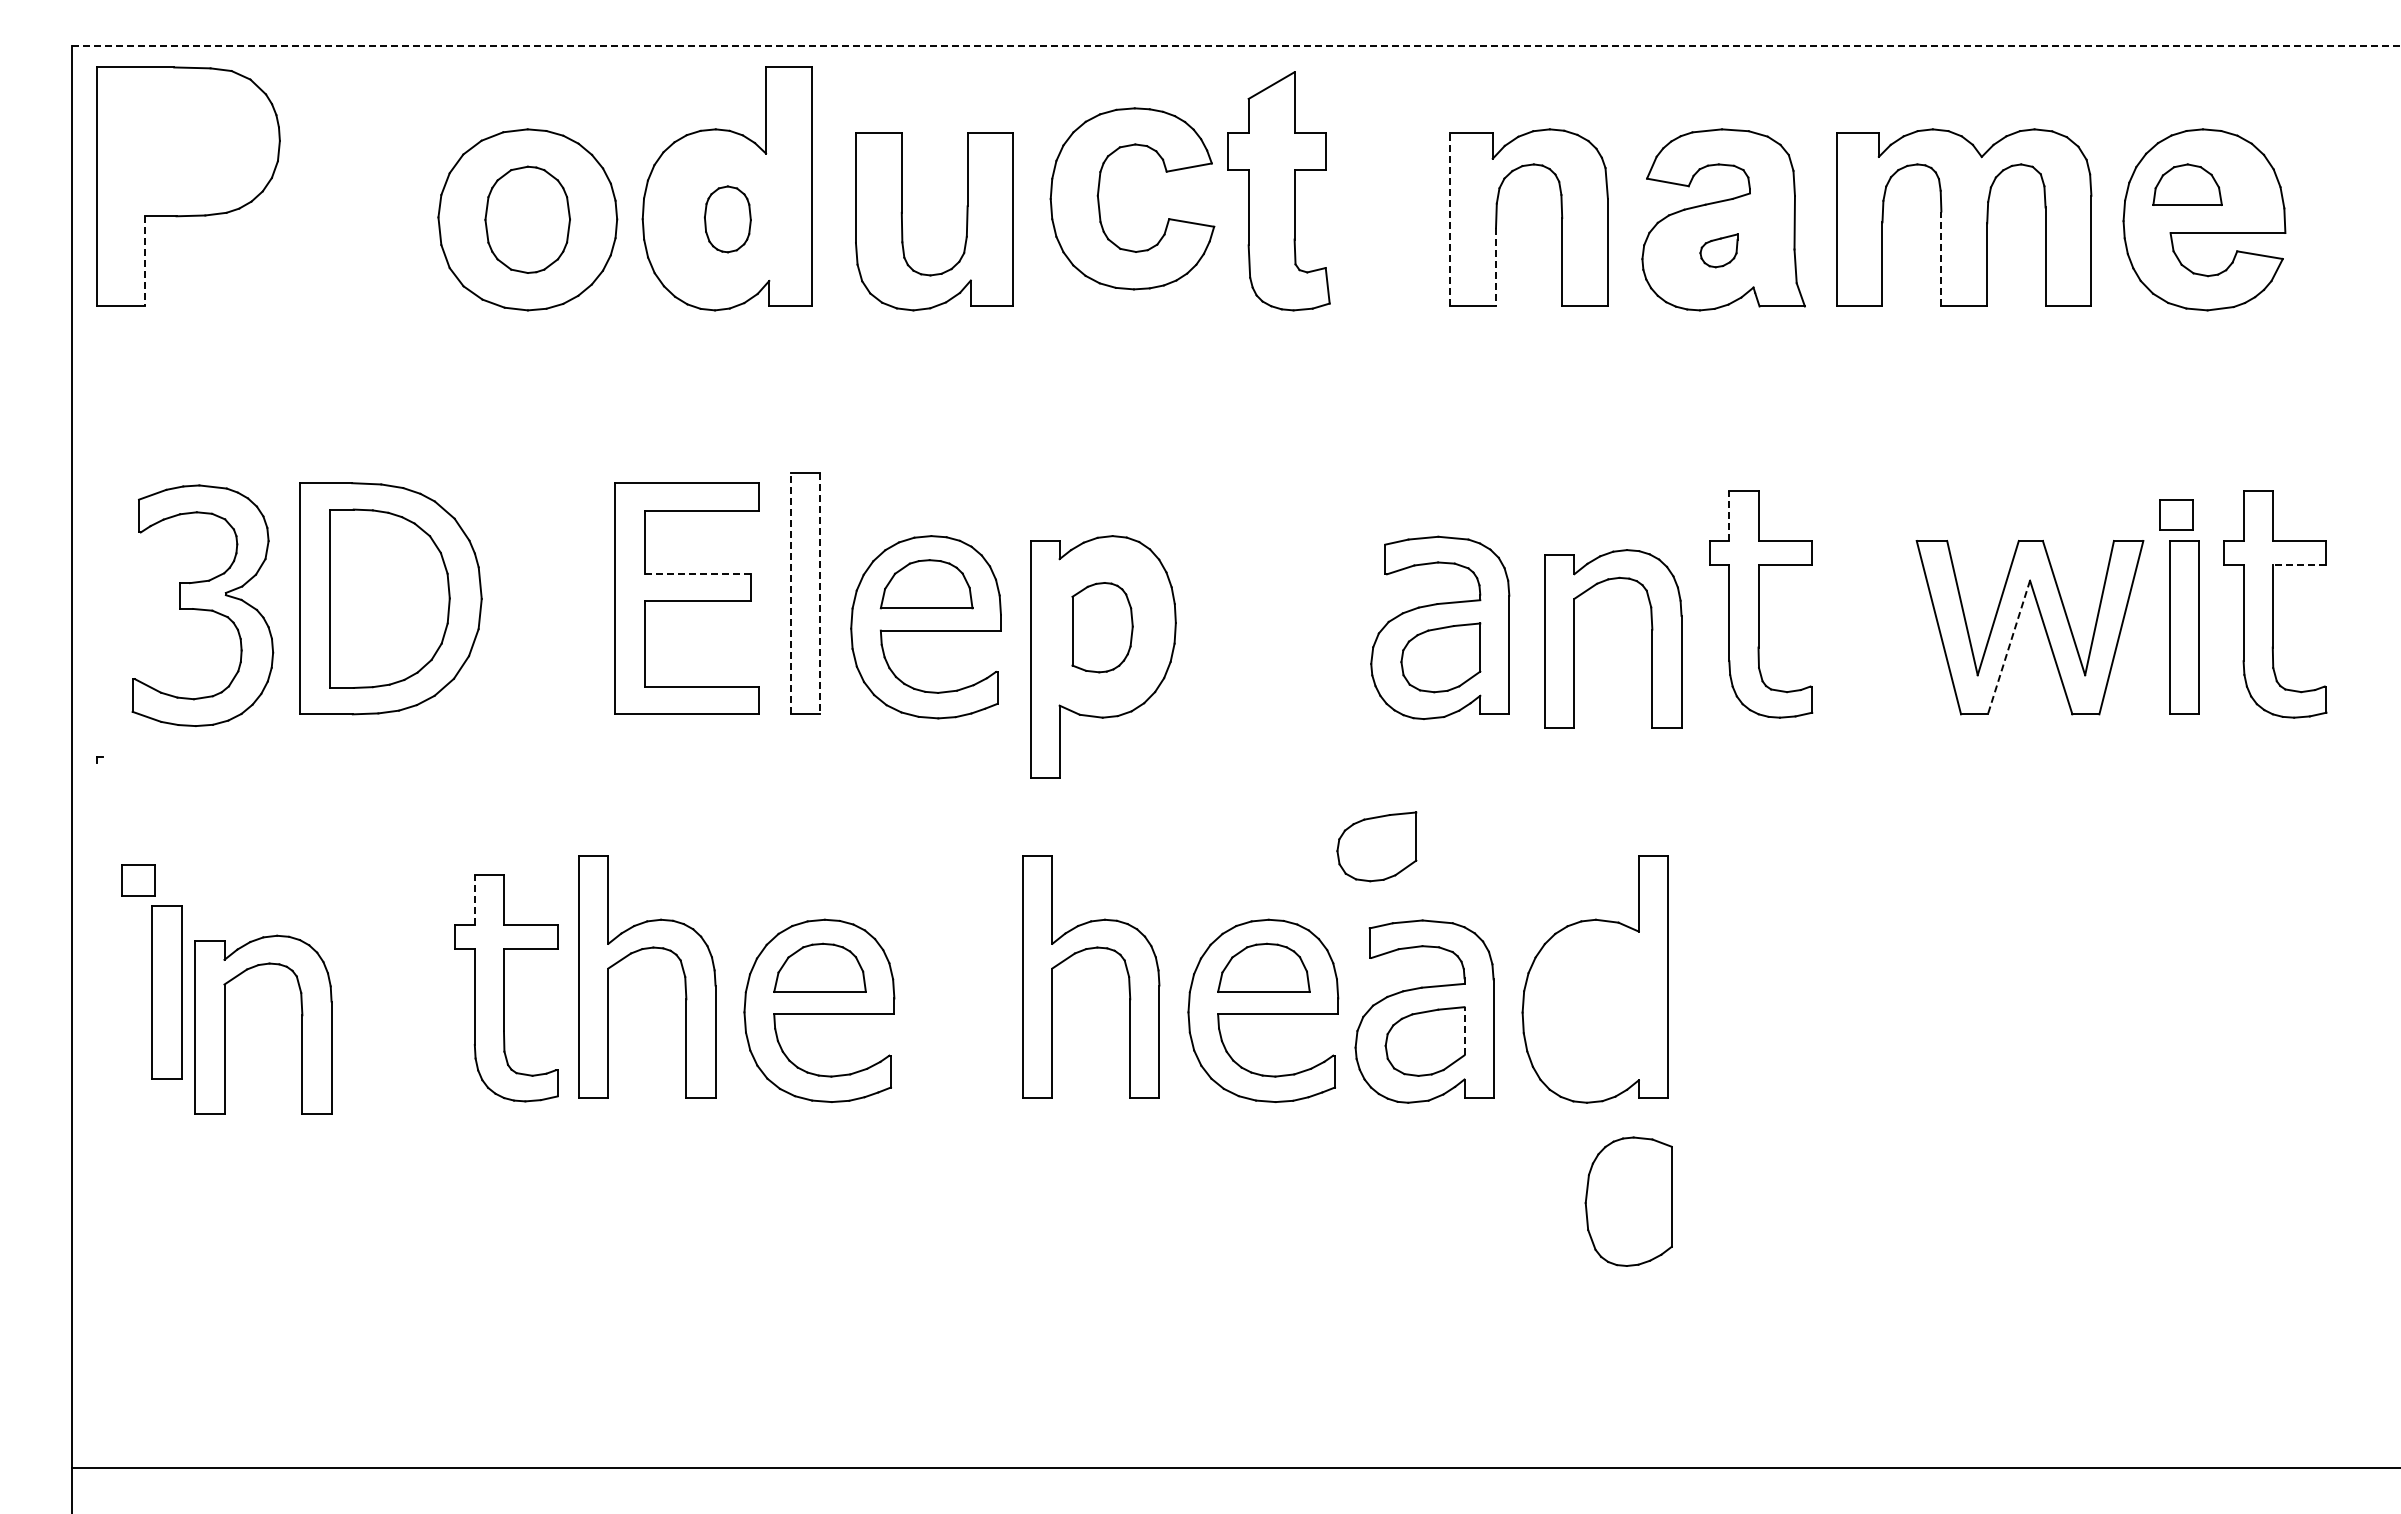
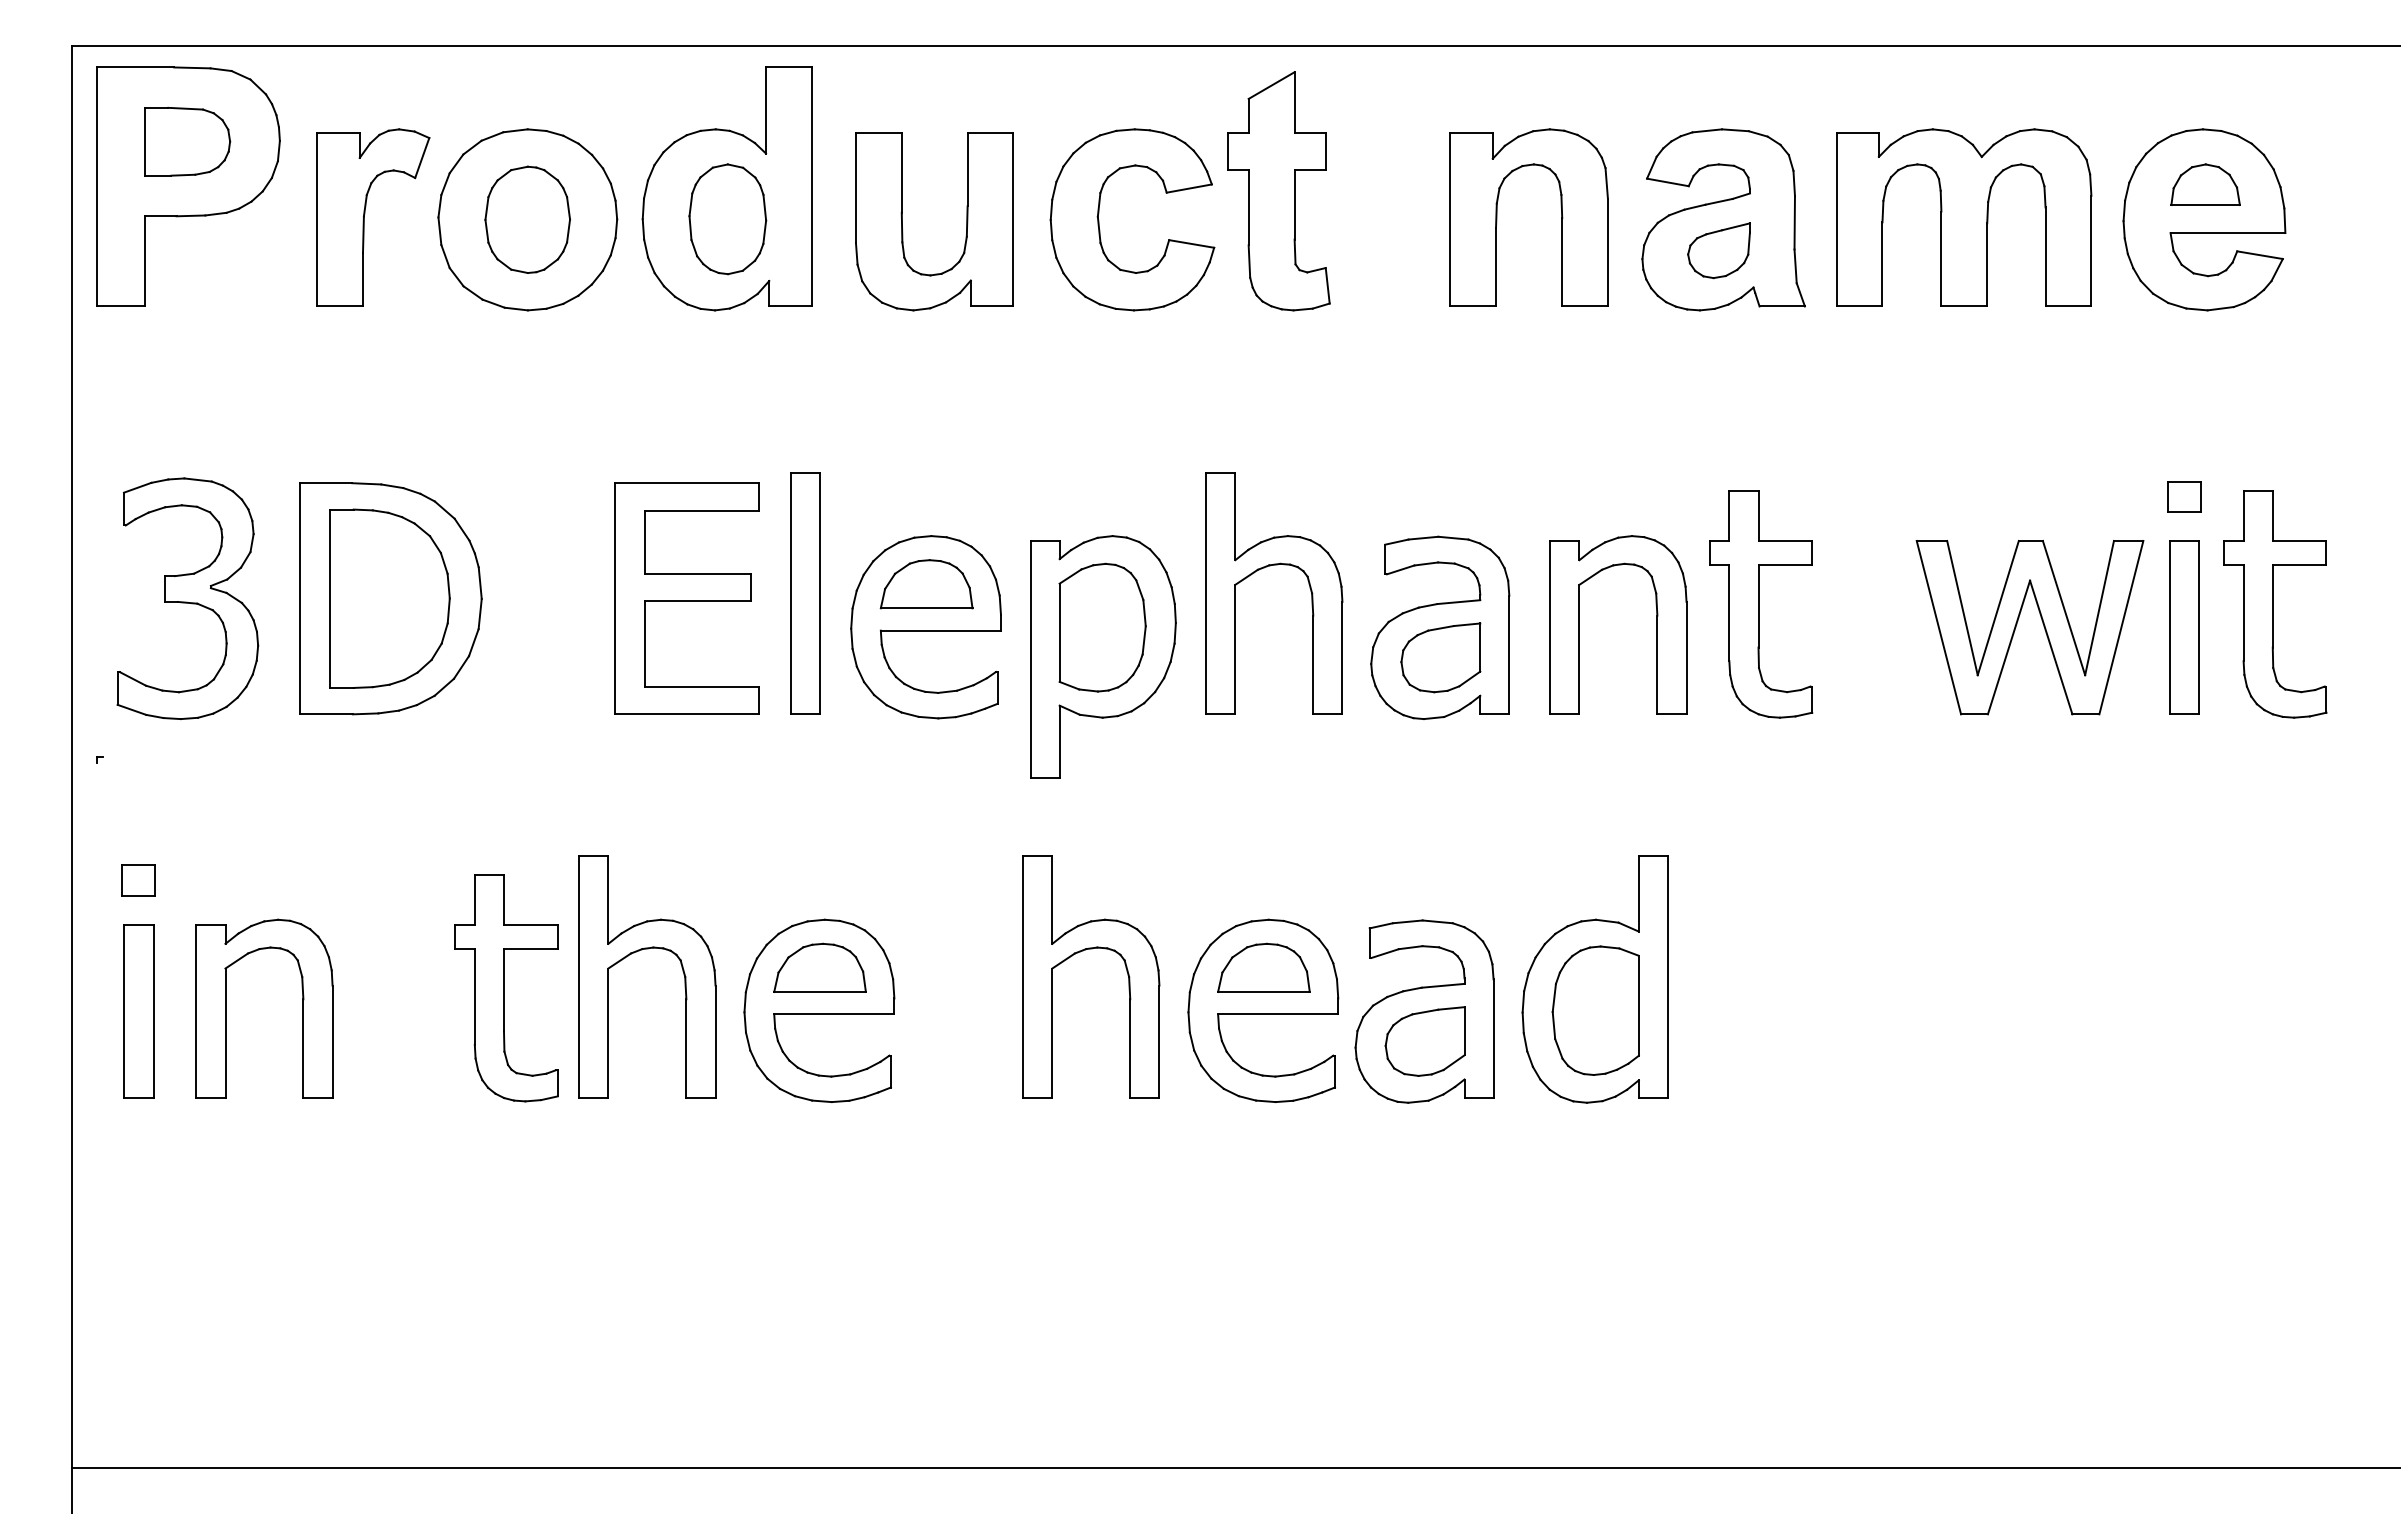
line: dashed -> solid (1236, 45)
part: none -> present (187, 141)
part position: (2187, 184) -> (2205, 184) (2205, 184)
part position: (1099, 199) -> (1099, 220) (1099, 220)
part: none -> present (365, 214)
part size: 48x69 px -> 80x113 px (727, 219)
line: dashed -> solid (1450, 219)
part size: 40x36 px -> 64x58 px (1718, 250)
line: dashed -> solid (1941, 258)
line: dashed -> solid (145, 261)
line: dashed -> solid (1496, 267)
part position: (2176, 514) -> (2184, 496) (2184, 496)
line: dashed -> solid (1729, 516)
line: dashed -> solid (2299, 565)
part: none -> present (1264, 568)
line: dashed -> solid (698, 573)
line: dashed -> solid (791, 593)
line: dashed -> solid (820, 593)
part position: (202, 605) -> (187, 598) (187, 598)
part size: 63x92 px -> 89x131 px (1102, 627)
part position: (1651, 638) -> (1656, 624) (1656, 624)
line: dashed -> solid (2008, 647)
part: present -> none (1376, 846)
line: dashed -> solid (474, 899)
part position: (166, 992) -> (138, 1011) (138, 1011)
part position: (225, 1024) -> (226, 1008) (226, 1008)
line: dashed -> solid (1464, 1030)
part position: (1628, 1201) -> (1595, 1010) (1595, 1010)
